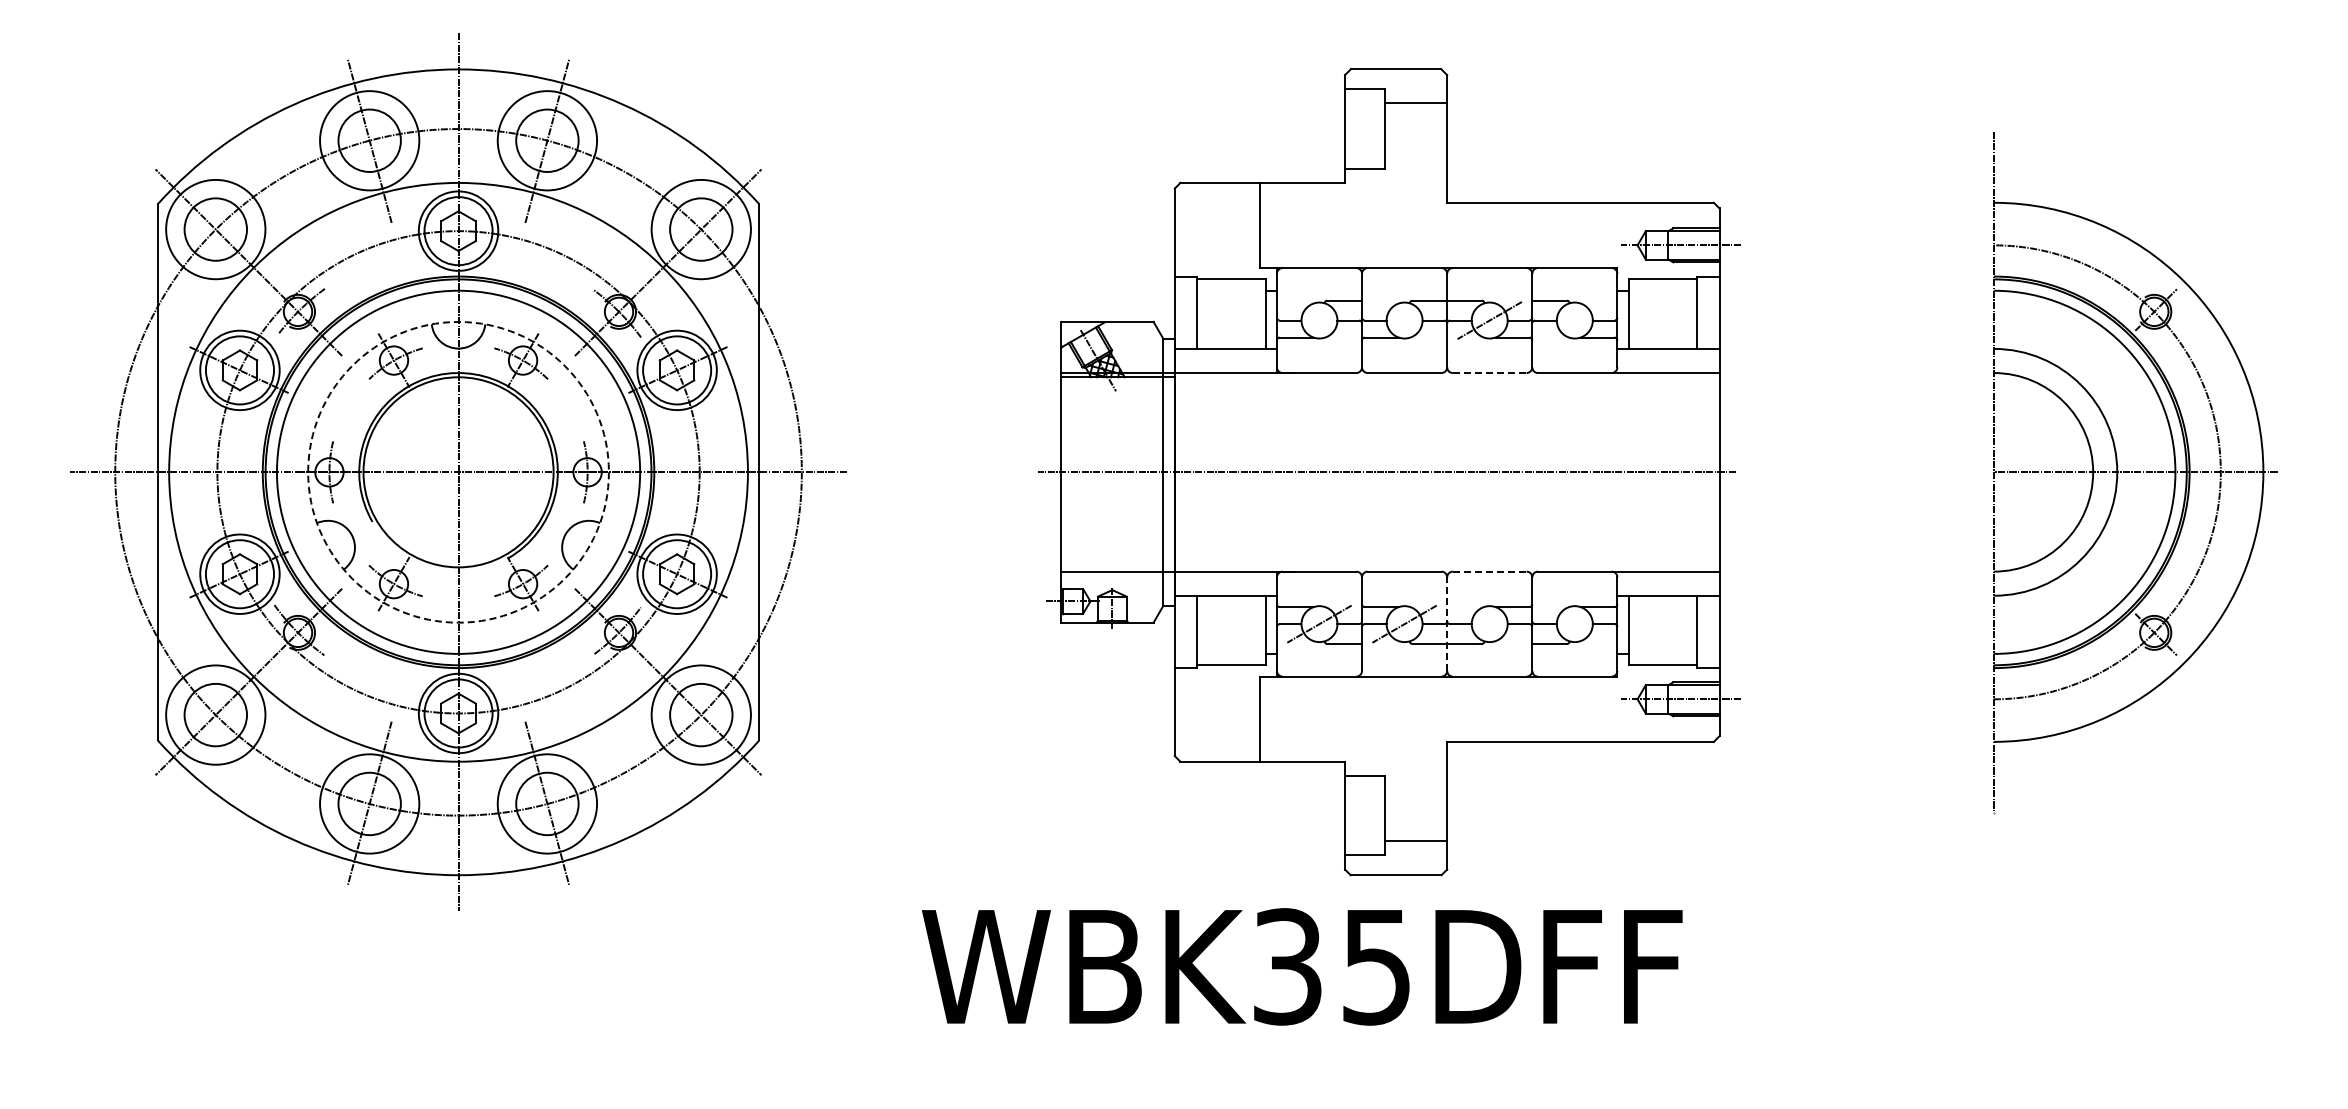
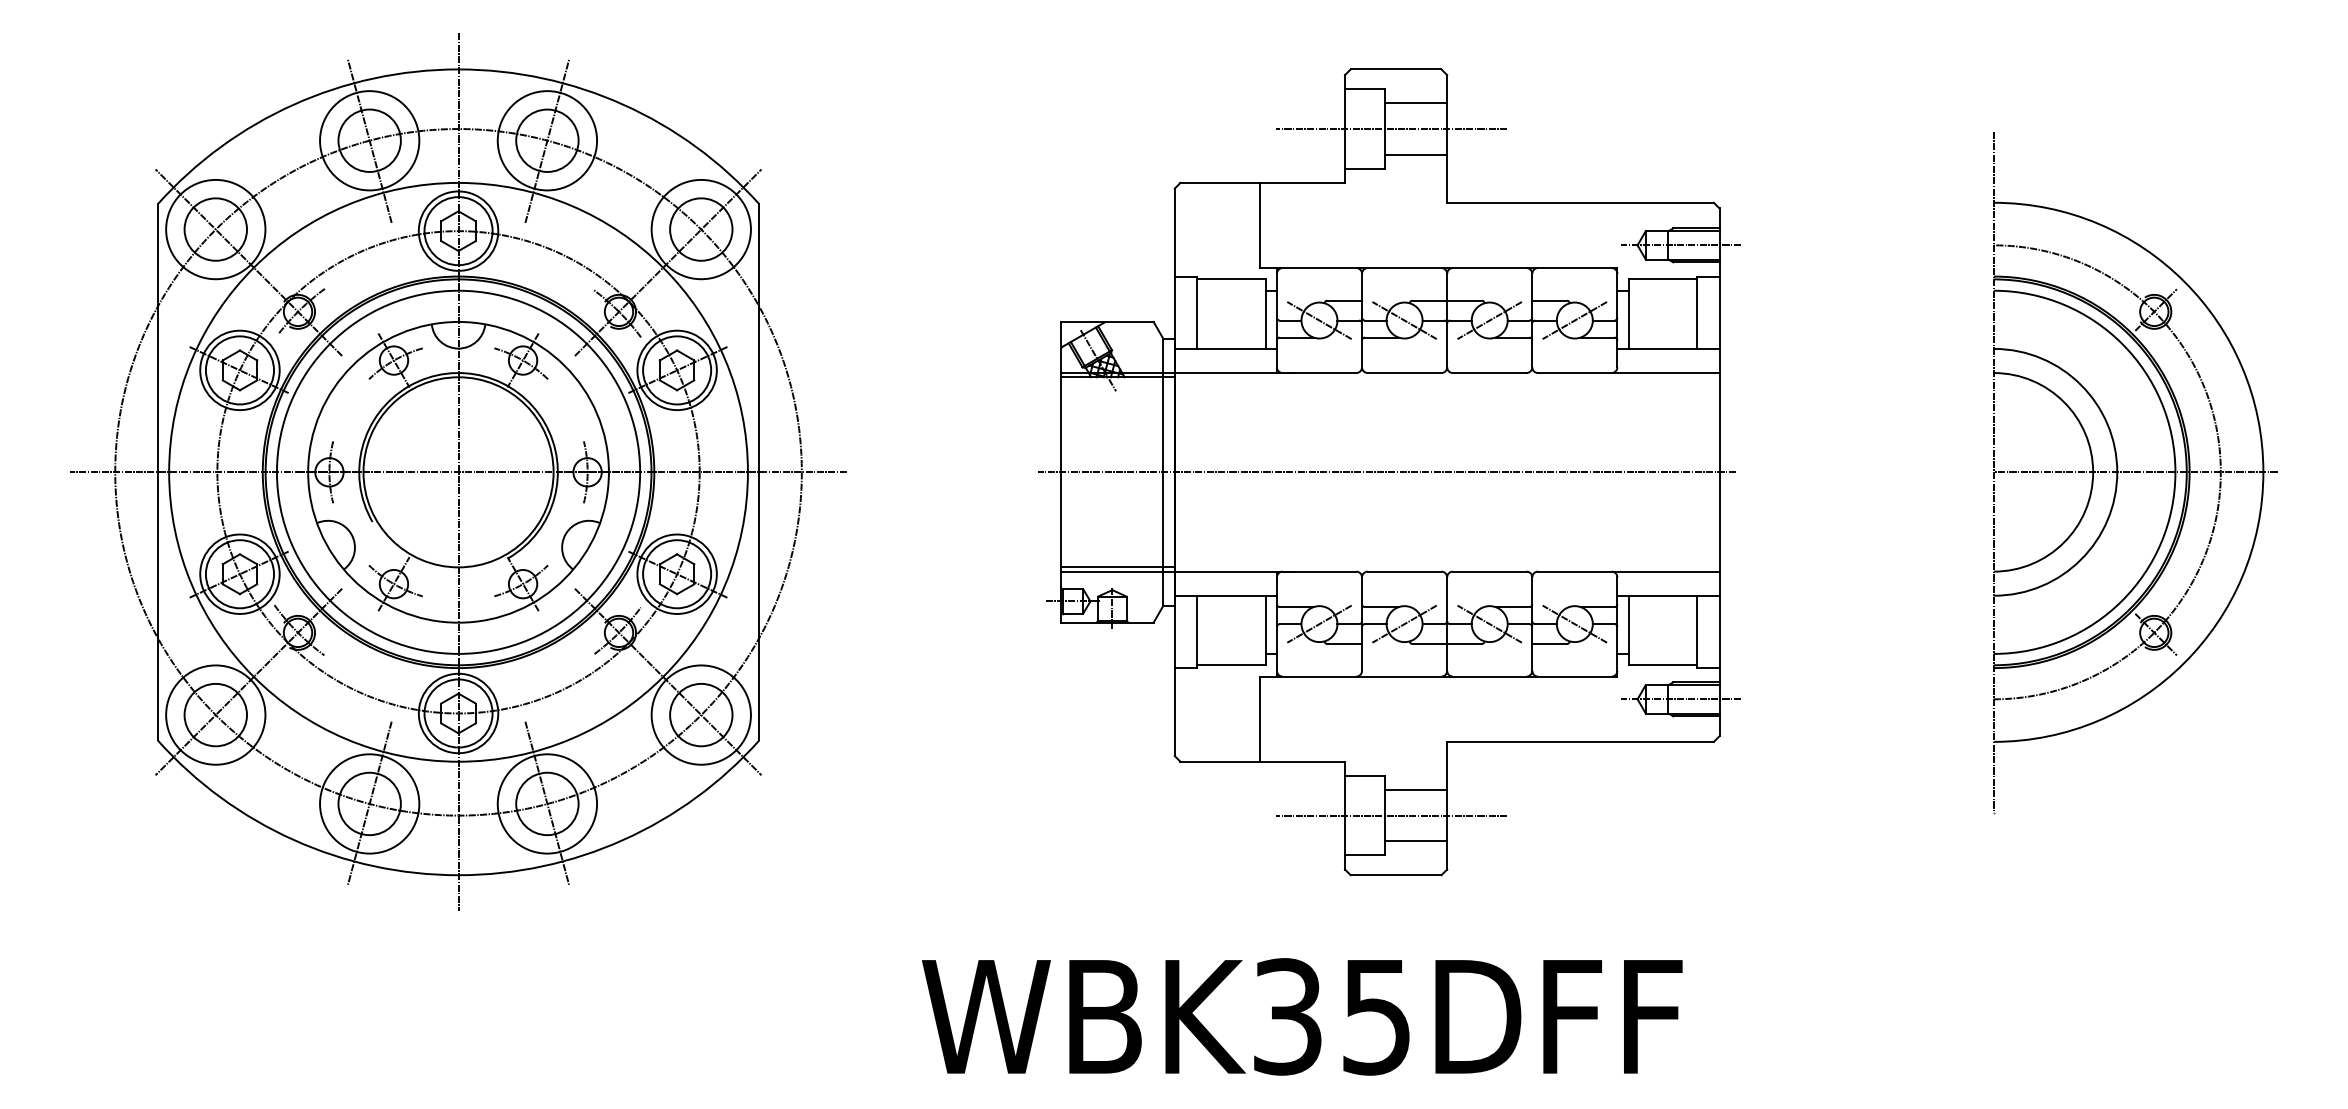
line: none -> present (1391, 129)
line: none -> present (1415, 154)
line: none -> present (1319, 320)
line: none -> present (1404, 320)
line: none -> present (1574, 320)
line: dashed -> solid (1489, 373)
circle: dashed -> solid (458, 471)
line: none -> present (1117, 567)
line: dashed -> solid (1489, 571)
line: none -> present (1489, 623)
line: none -> present (1574, 623)
line: dashed -> solid (1447, 624)
line: none -> present (1415, 790)
line: none -> present (1391, 815)
text position: (1302, 966) -> (1302, 1016) (1302, 1016)
